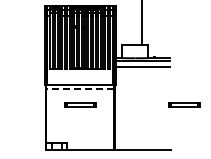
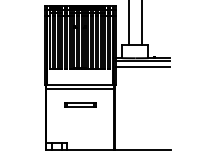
line: none -> present (129, 23)
line: dashed -> solid (80, 89)
part: present -> none (184, 104)
